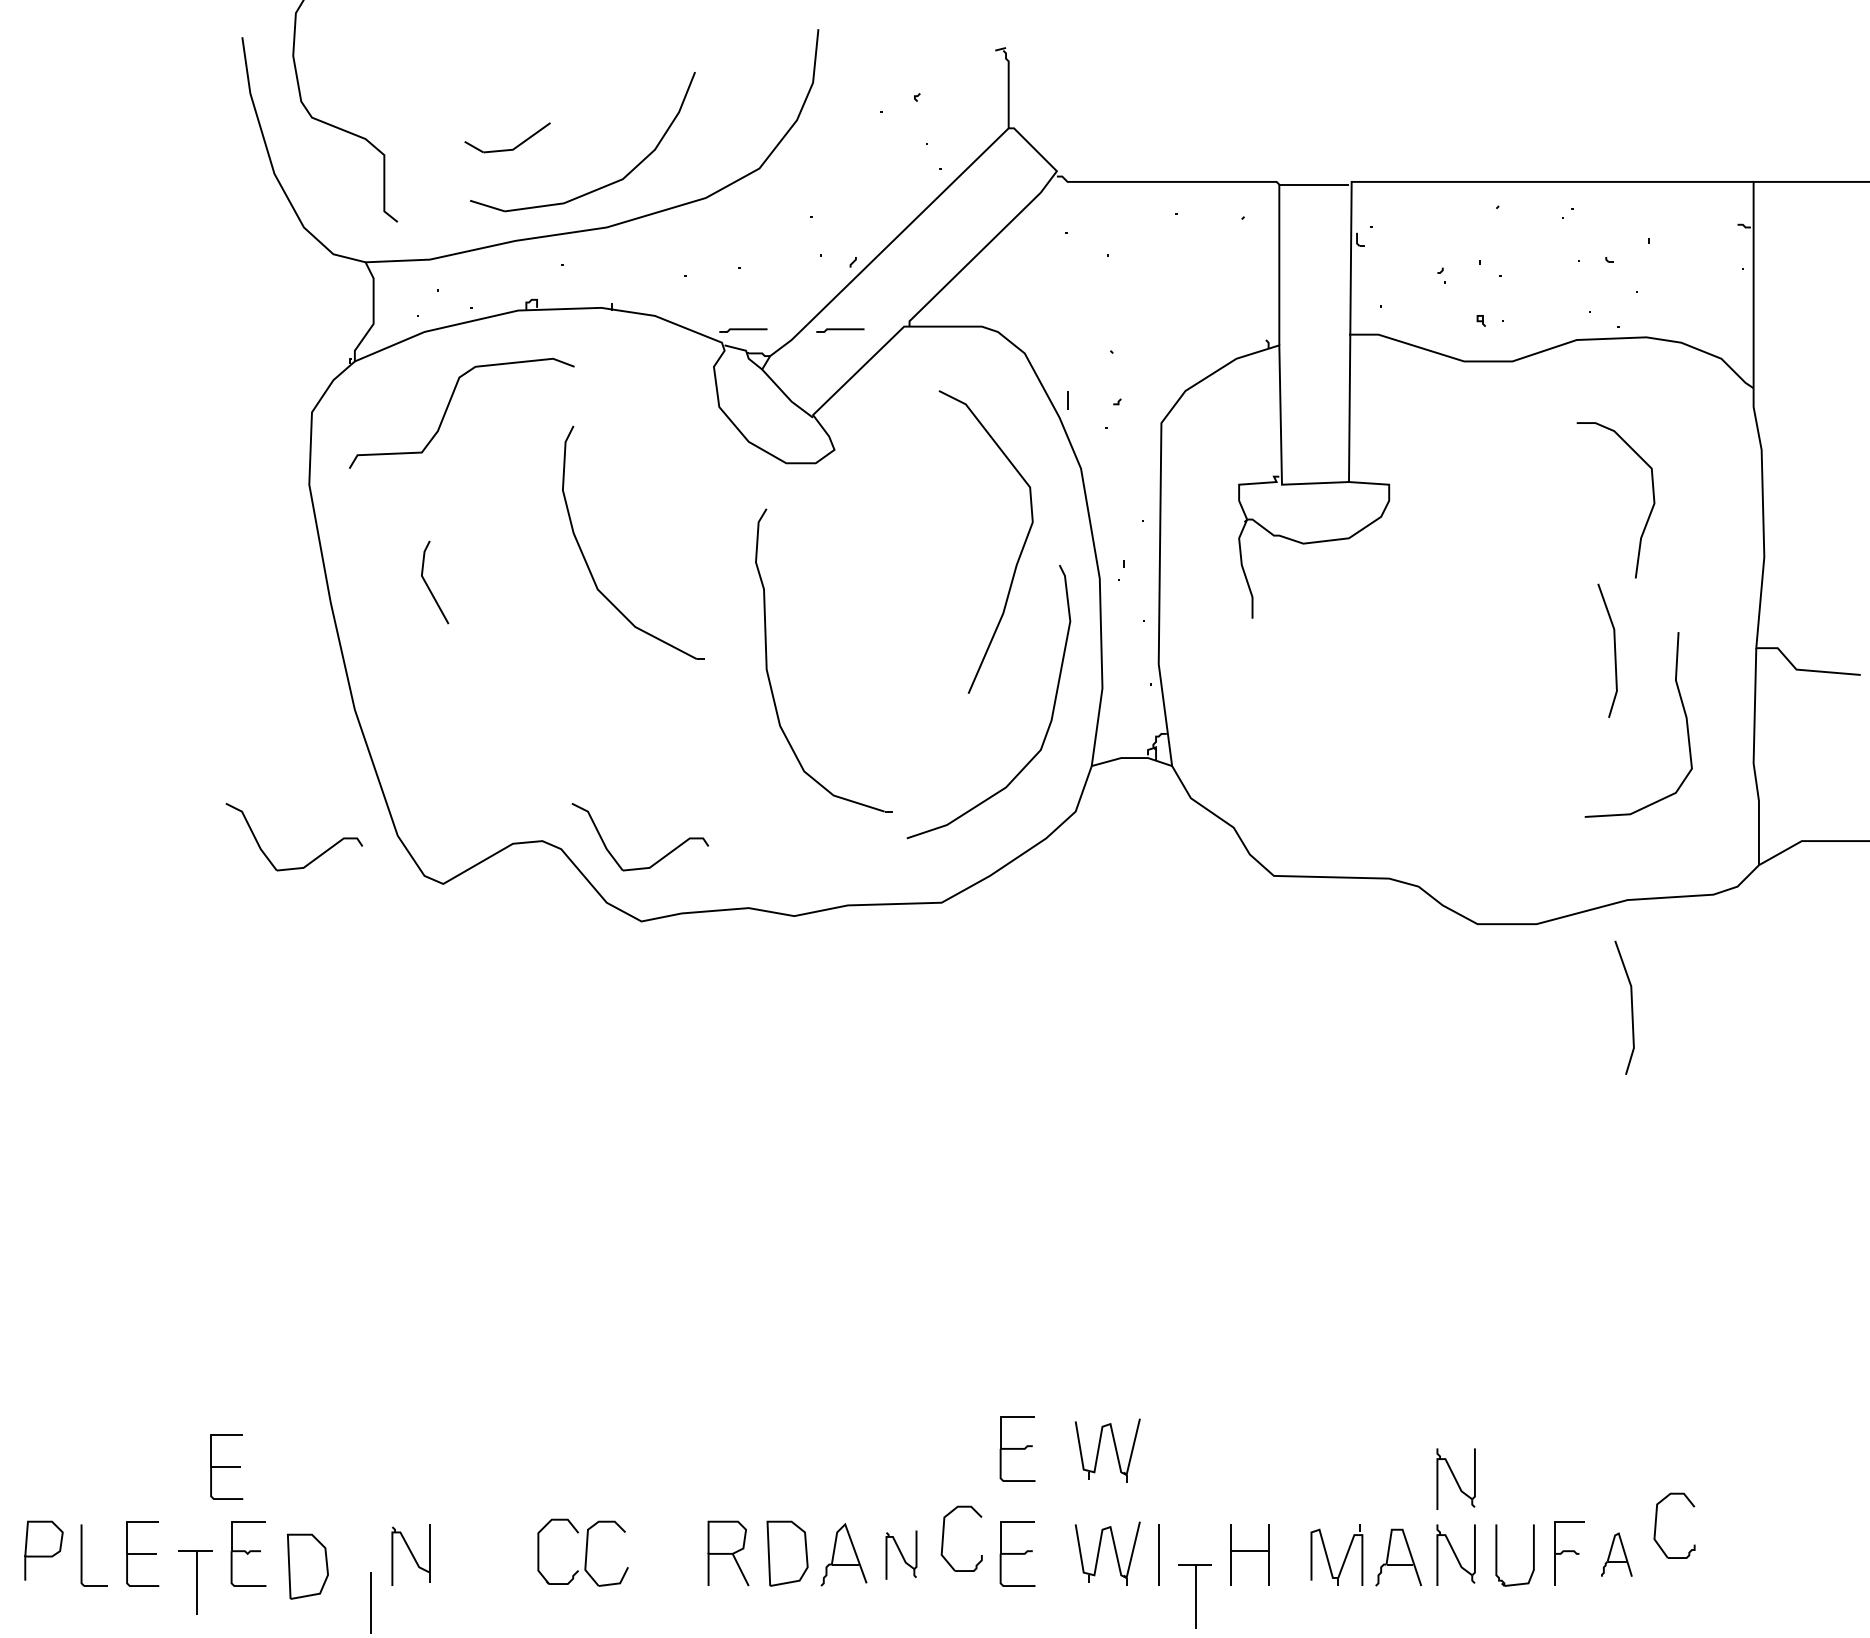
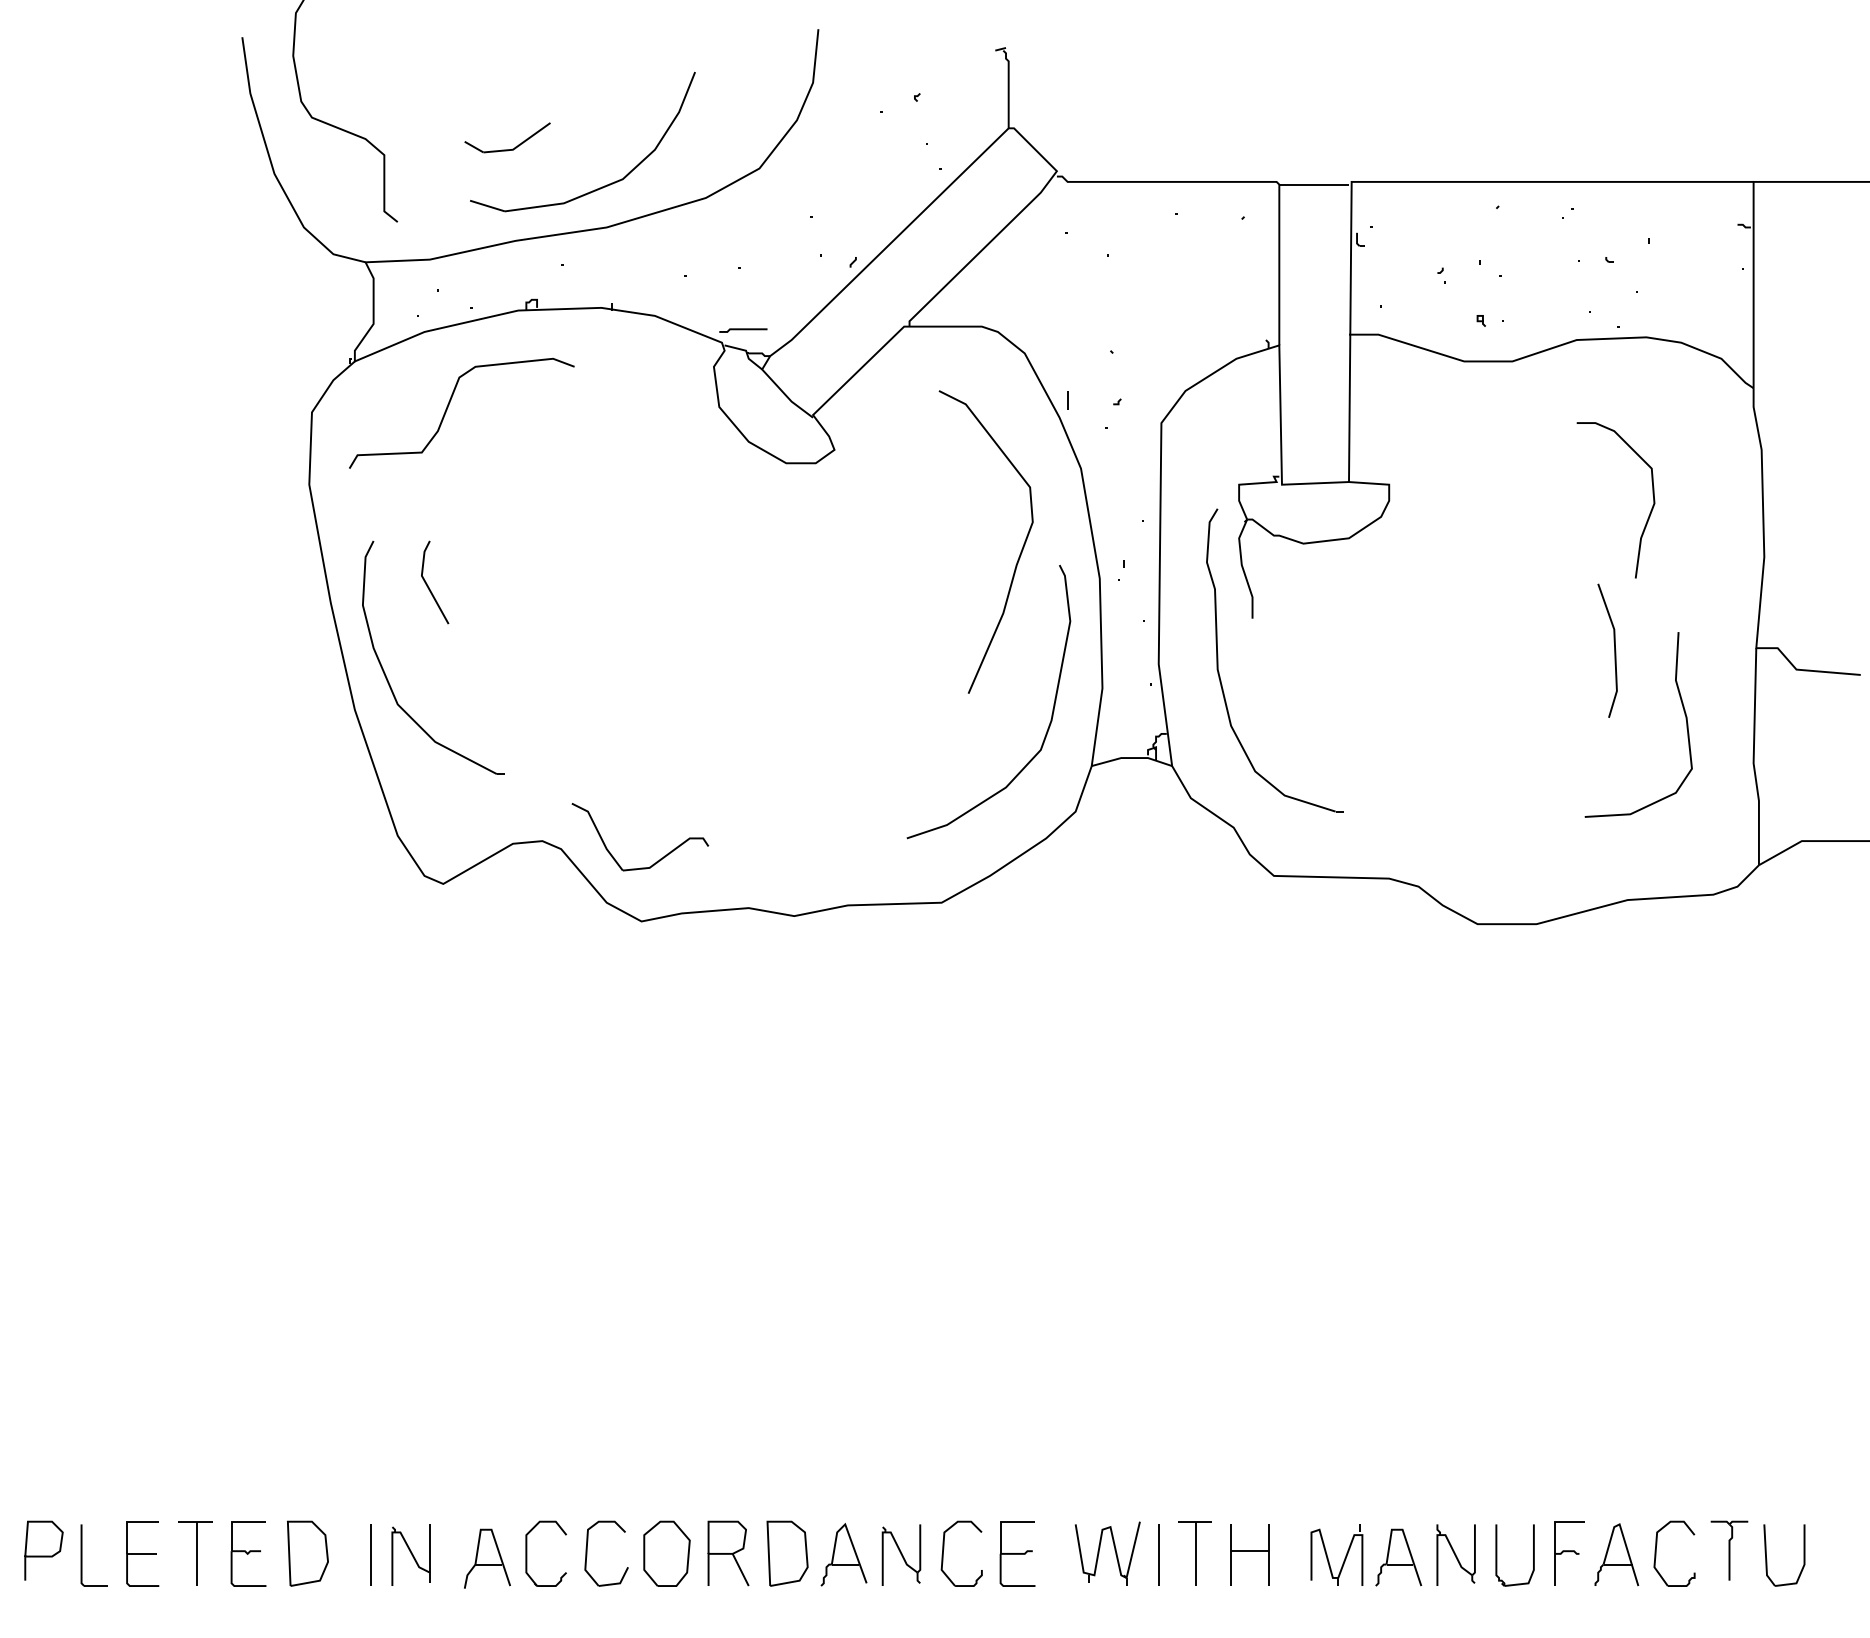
line: present -> none (840, 330)
part position: (587, 562) -> (387, 677) (387, 677)
part position: (767, 660) -> (1218, 660) (1218, 660)
part: present -> none (311, 860)
line: present -> none (1631, 1007)
part: present -> none (1114, 1447)
part: present -> none (1017, 1448)
part: present -> none (226, 1466)
part: present -> none (1455, 1478)
part position: (1656, 1525) -> (1656, 1553) (1656, 1553)
part position: (944, 1534) -> (944, 1549) (944, 1549)
part: none -> present (1729, 1550)
part position: (539, 1551) -> (527, 1553) (527, 1553)
part: none -> present (666, 1553)
part size: 33x50 px -> 41x62 px (901, 1554)
part size: 32x45 px -> 46x64 px (1616, 1554)
part: none -> present (487, 1558)
part: none -> present (1767, 1559)
part position: (307, 1566) -> (307, 1553) (307, 1553)
part position: (195, 1582) -> (195, 1553) (195, 1553)
part position: (1194, 1596) -> (1194, 1553) (1194, 1553)
line position: (370, 1602) -> (370, 1554) (370, 1554)
